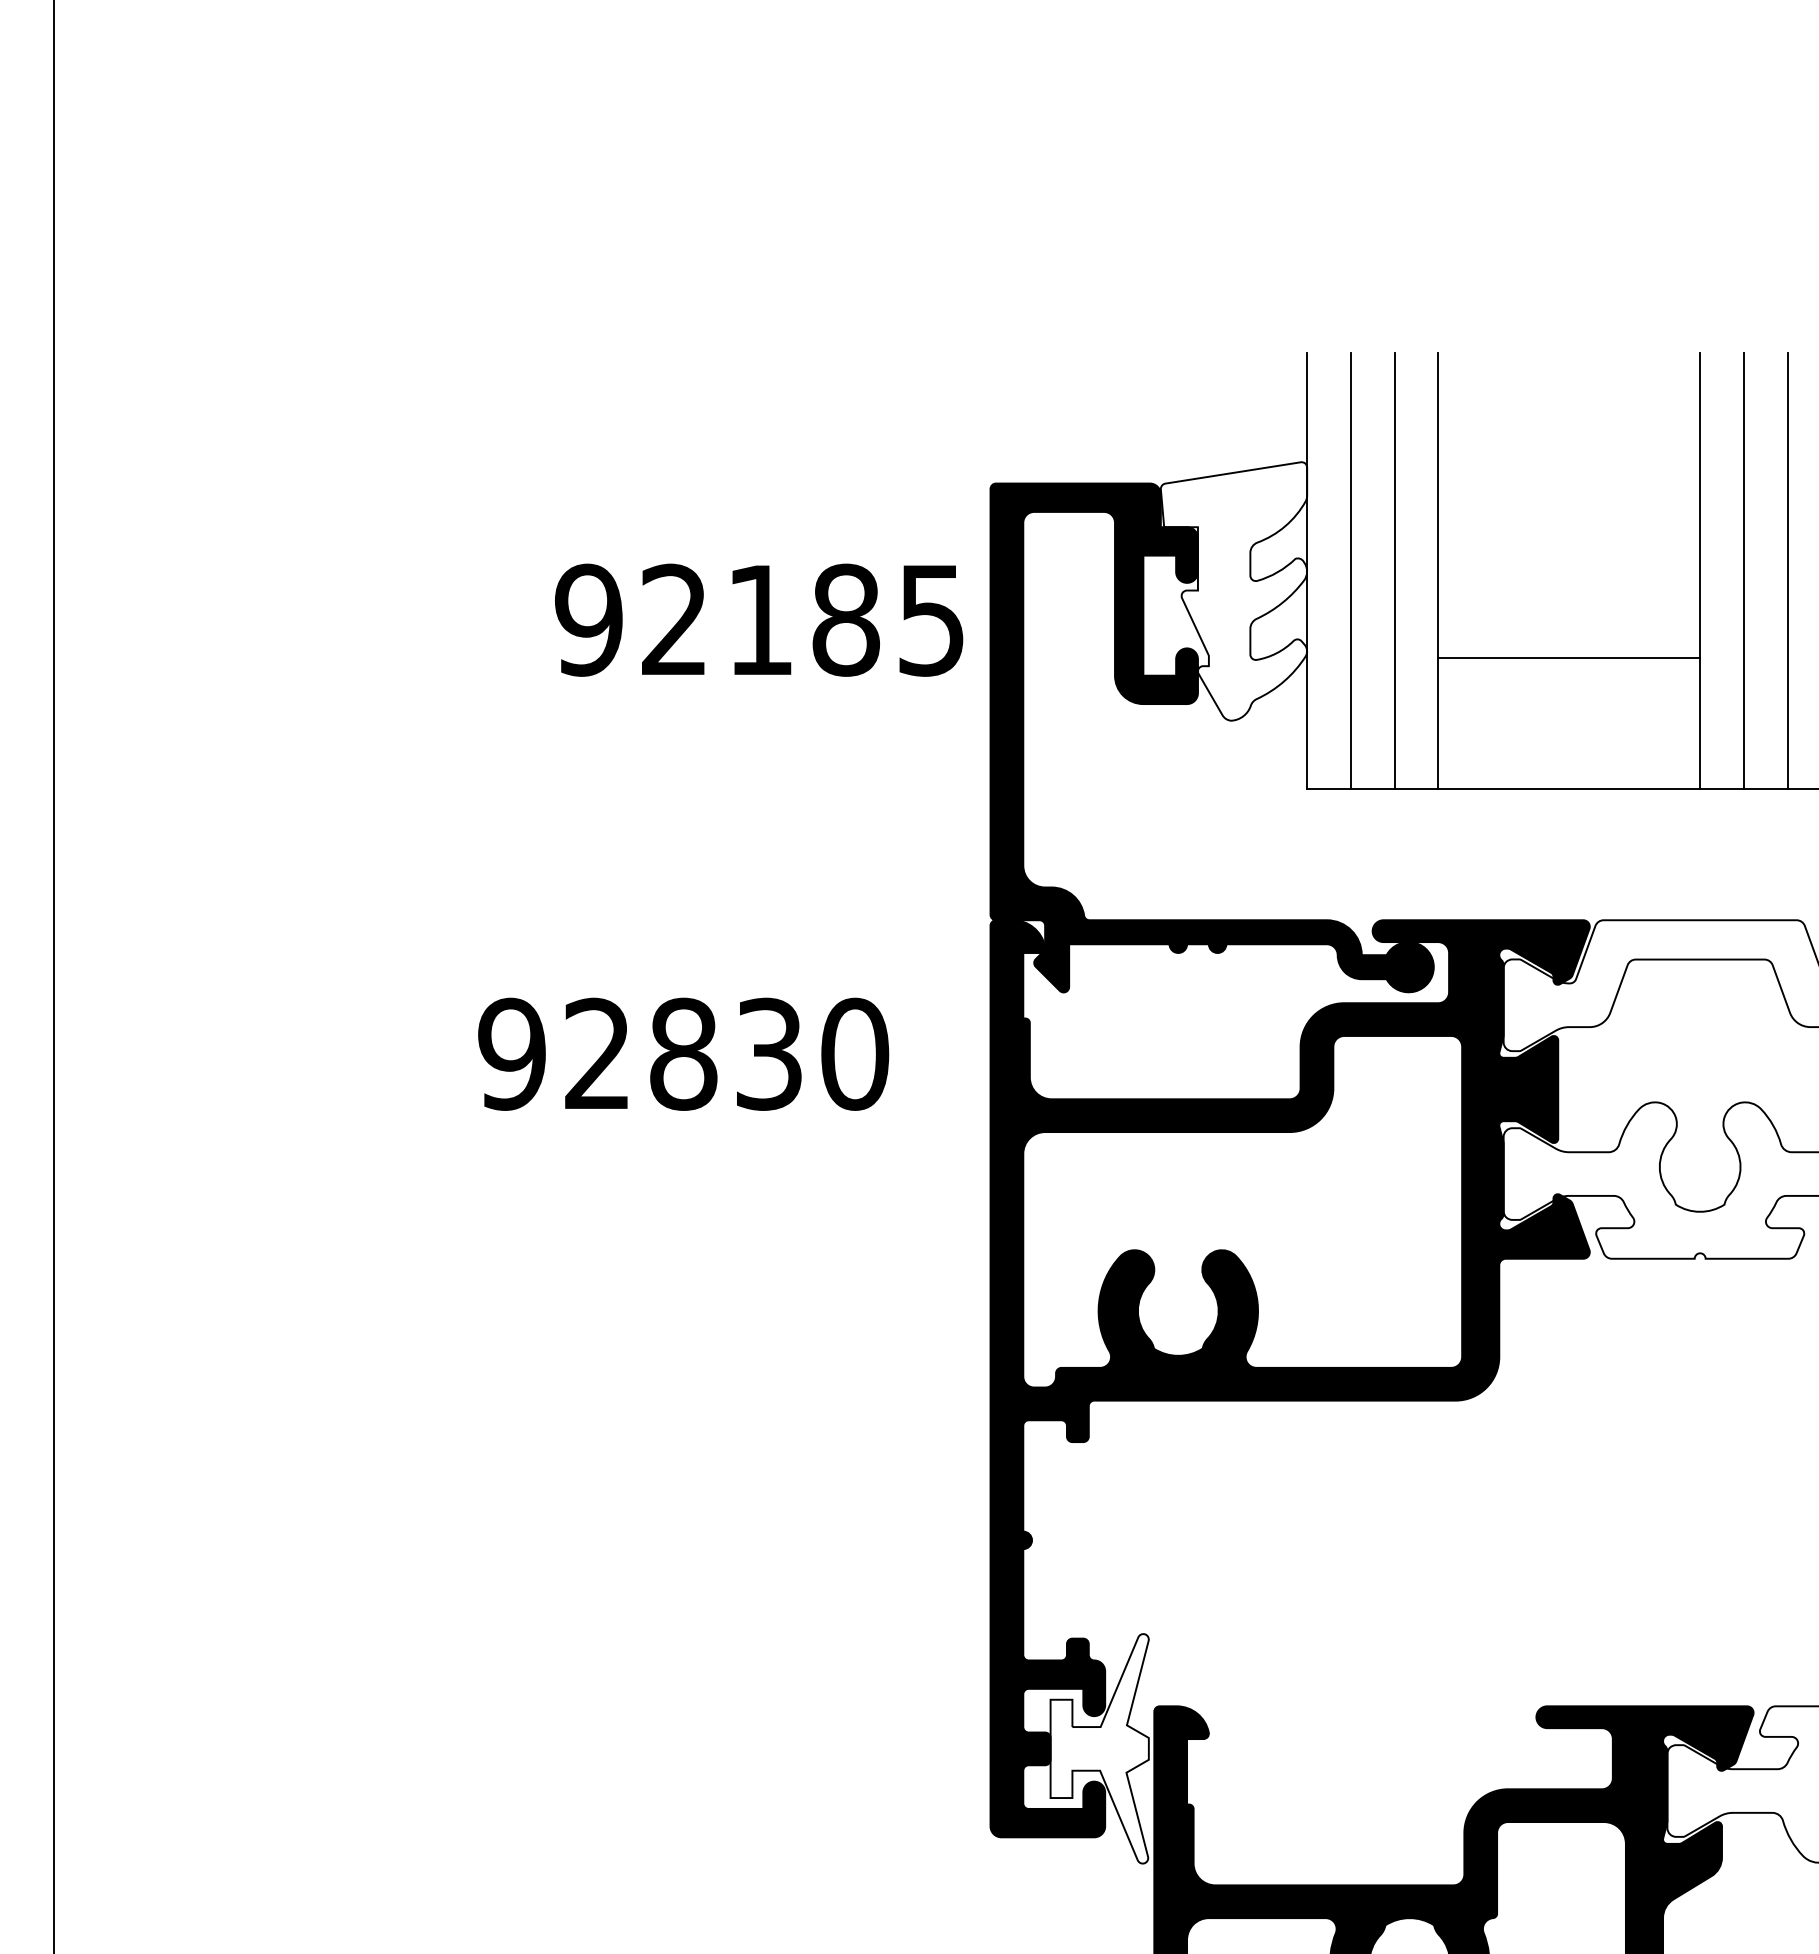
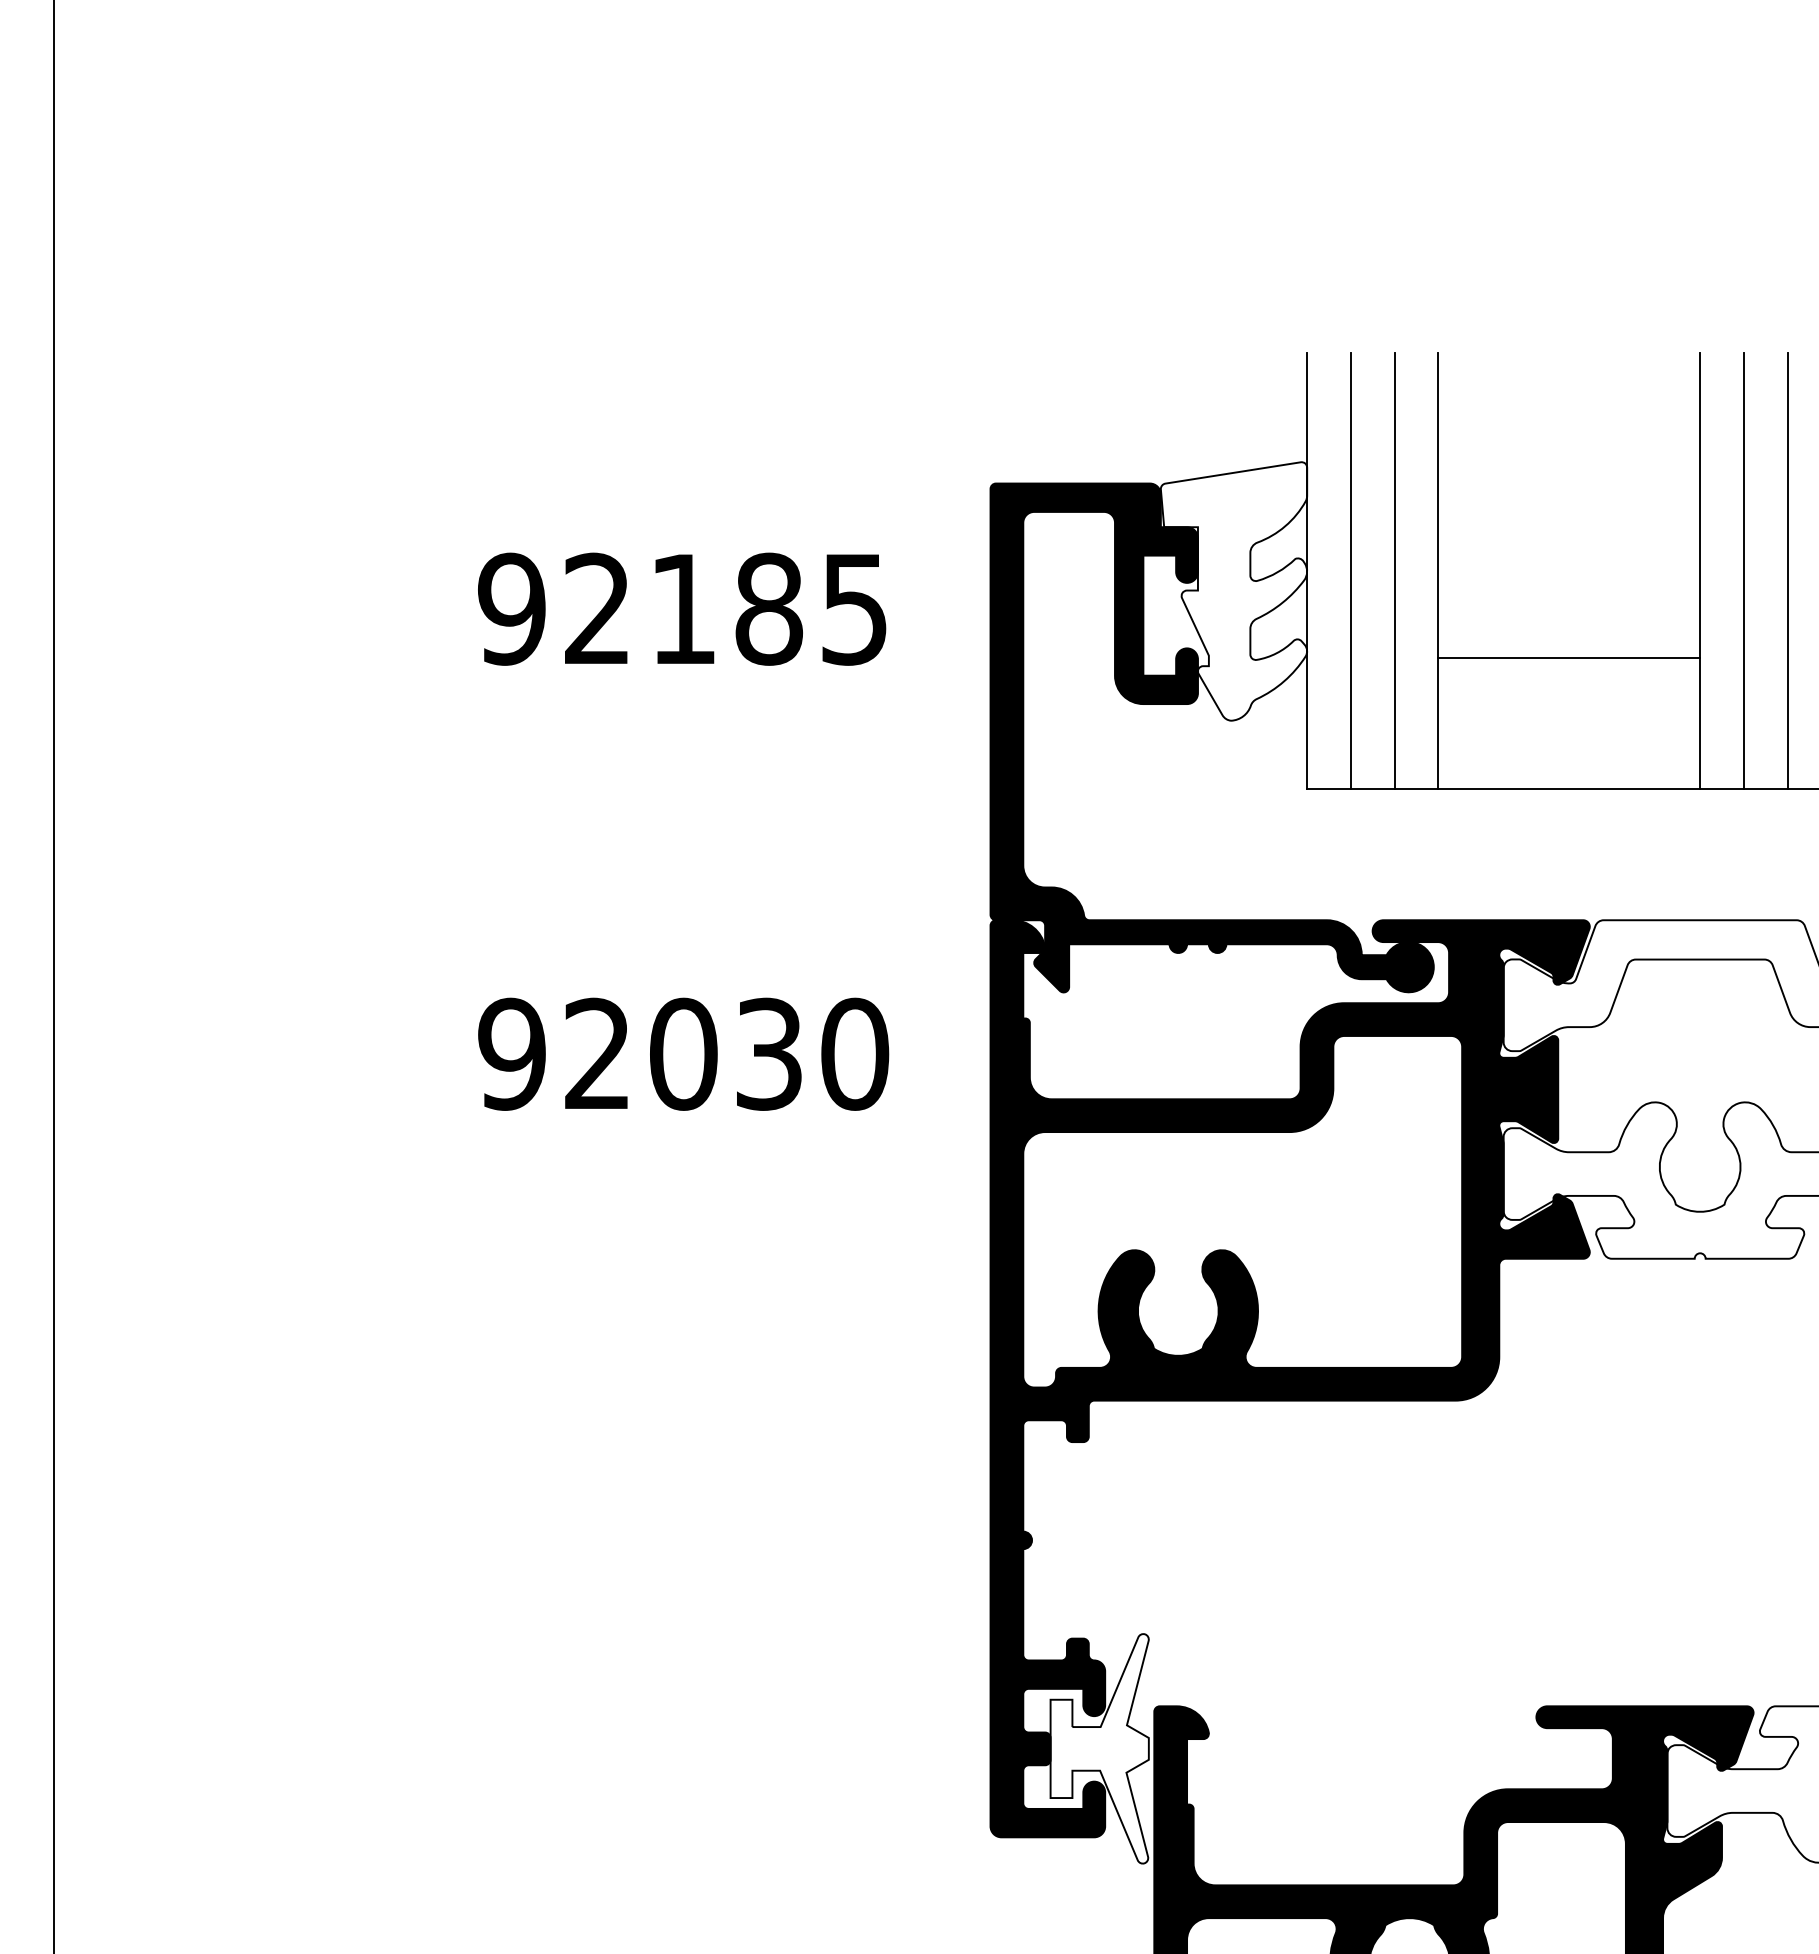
text position: (759, 619) -> (682, 608) (682, 608)
text: 92830 -> 92030 (683, 1054)
